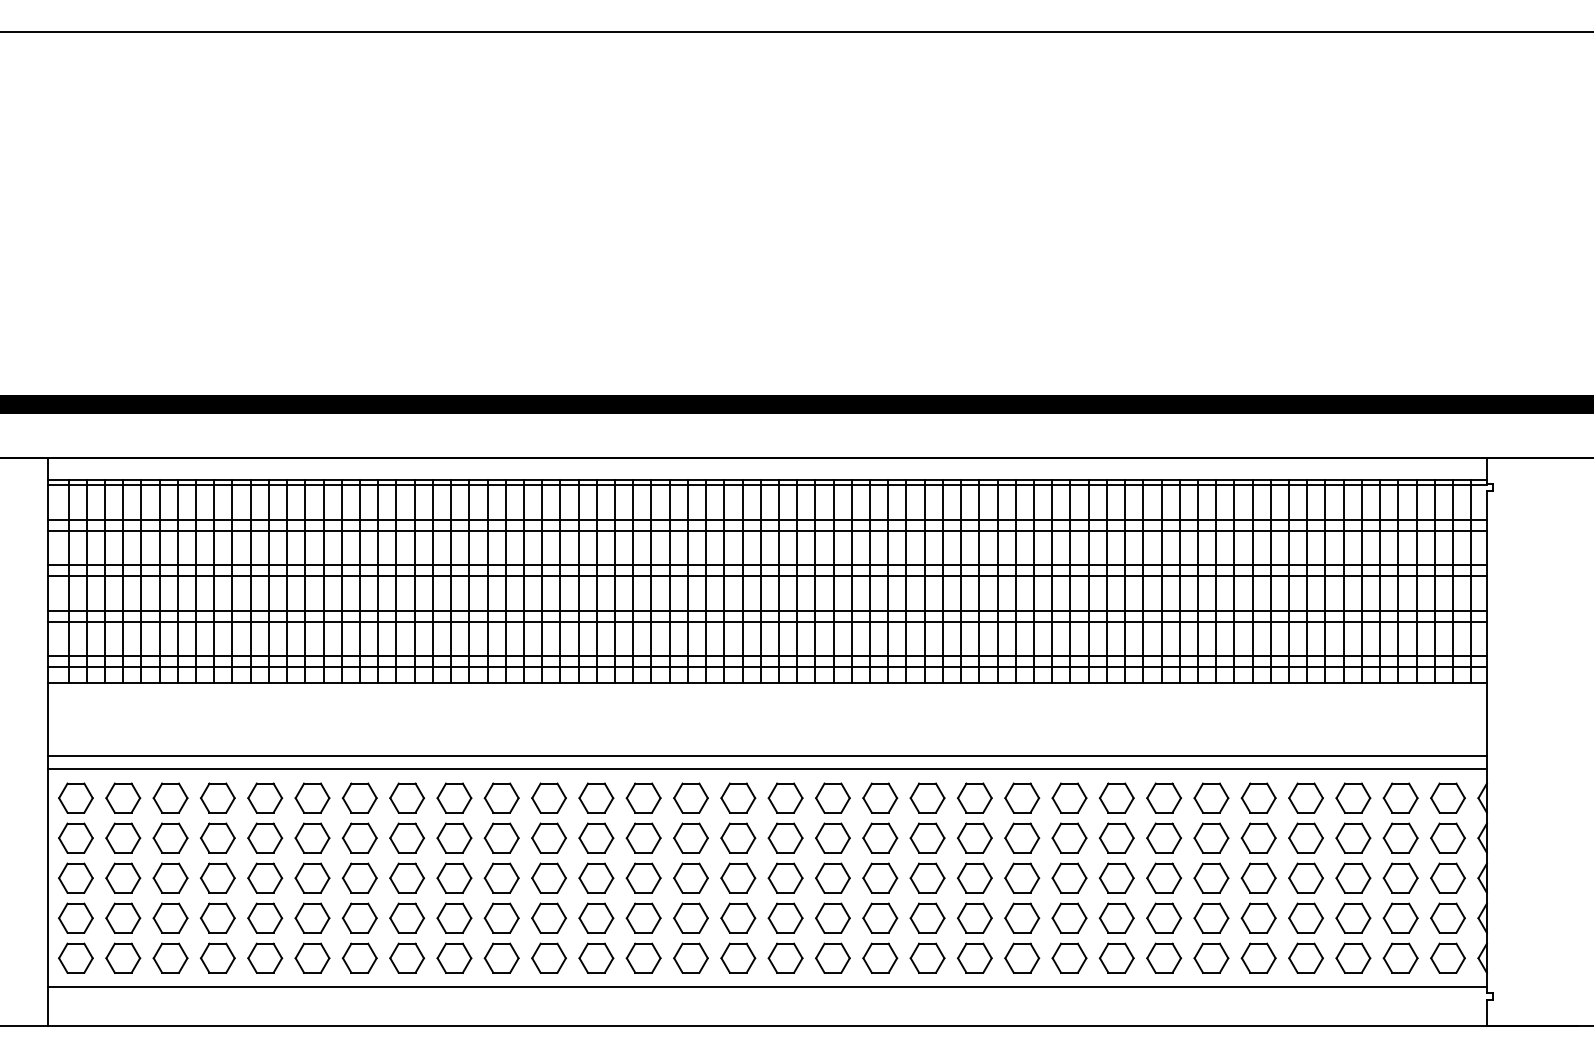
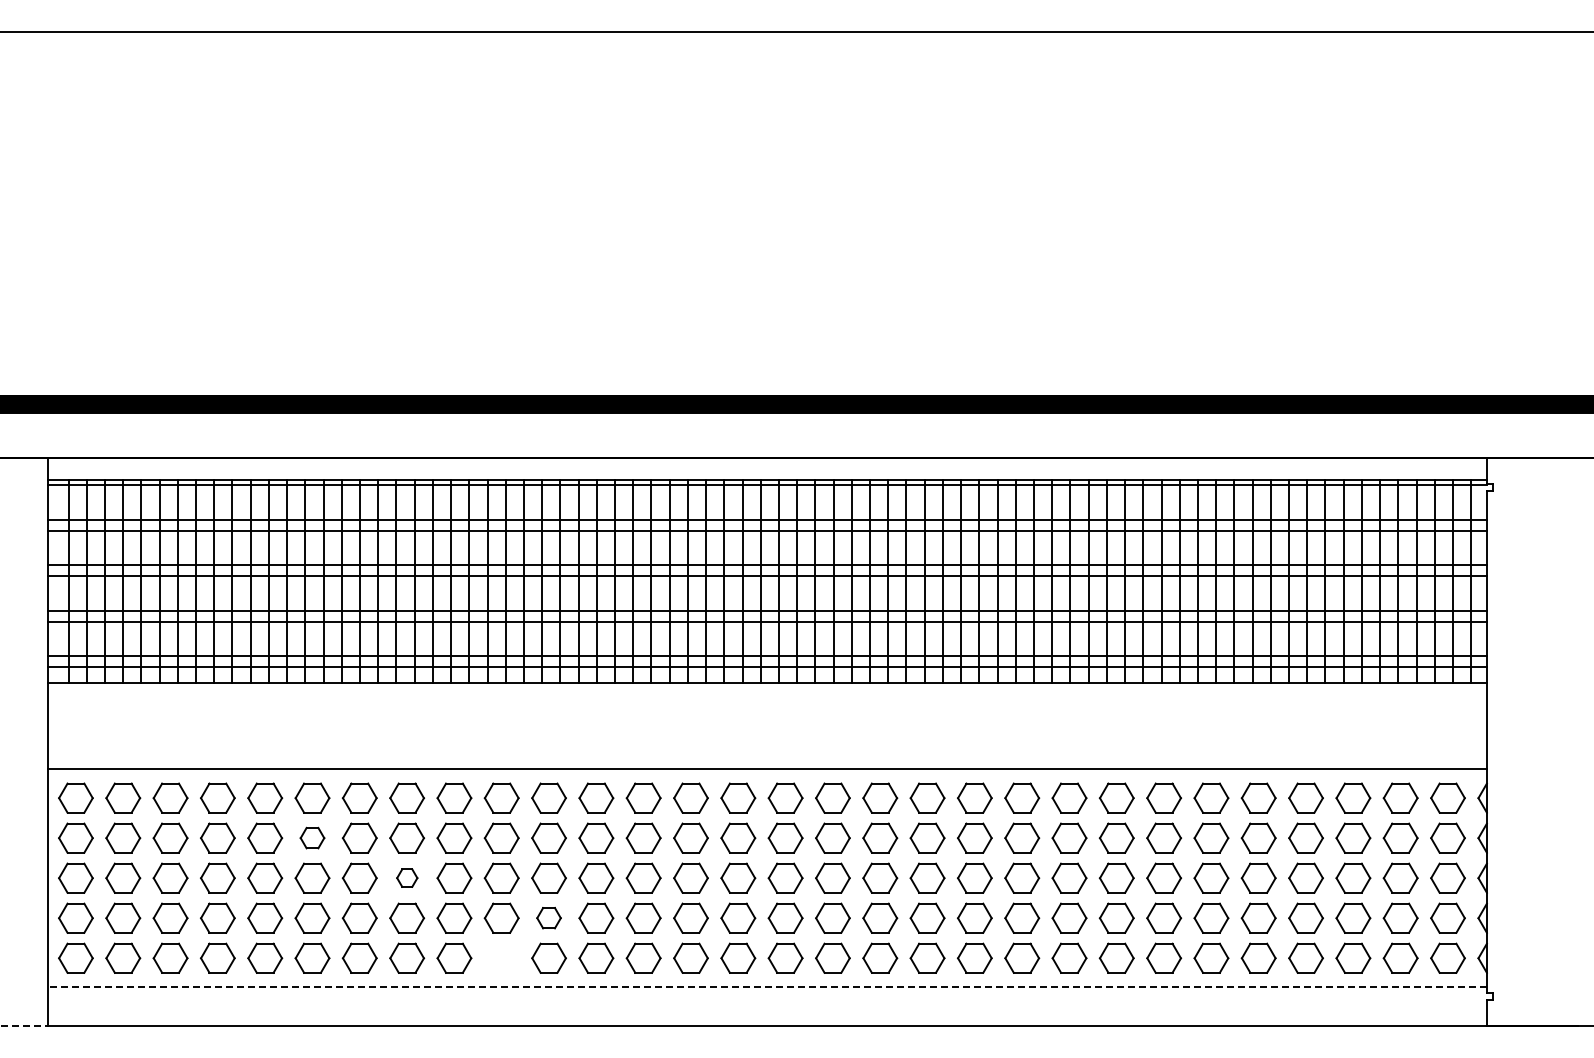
line: present -> none (766, 756)
part size: 37x32 px -> 27x24 px (312, 837)
part size: 37x32 px -> 23x20 px (407, 877)
part size: 36x32 px -> 26x23 px (548, 918)
part: present -> none (501, 957)
line: solid -> dashed (767, 987)
line: solid -> dashed (24, 1026)
